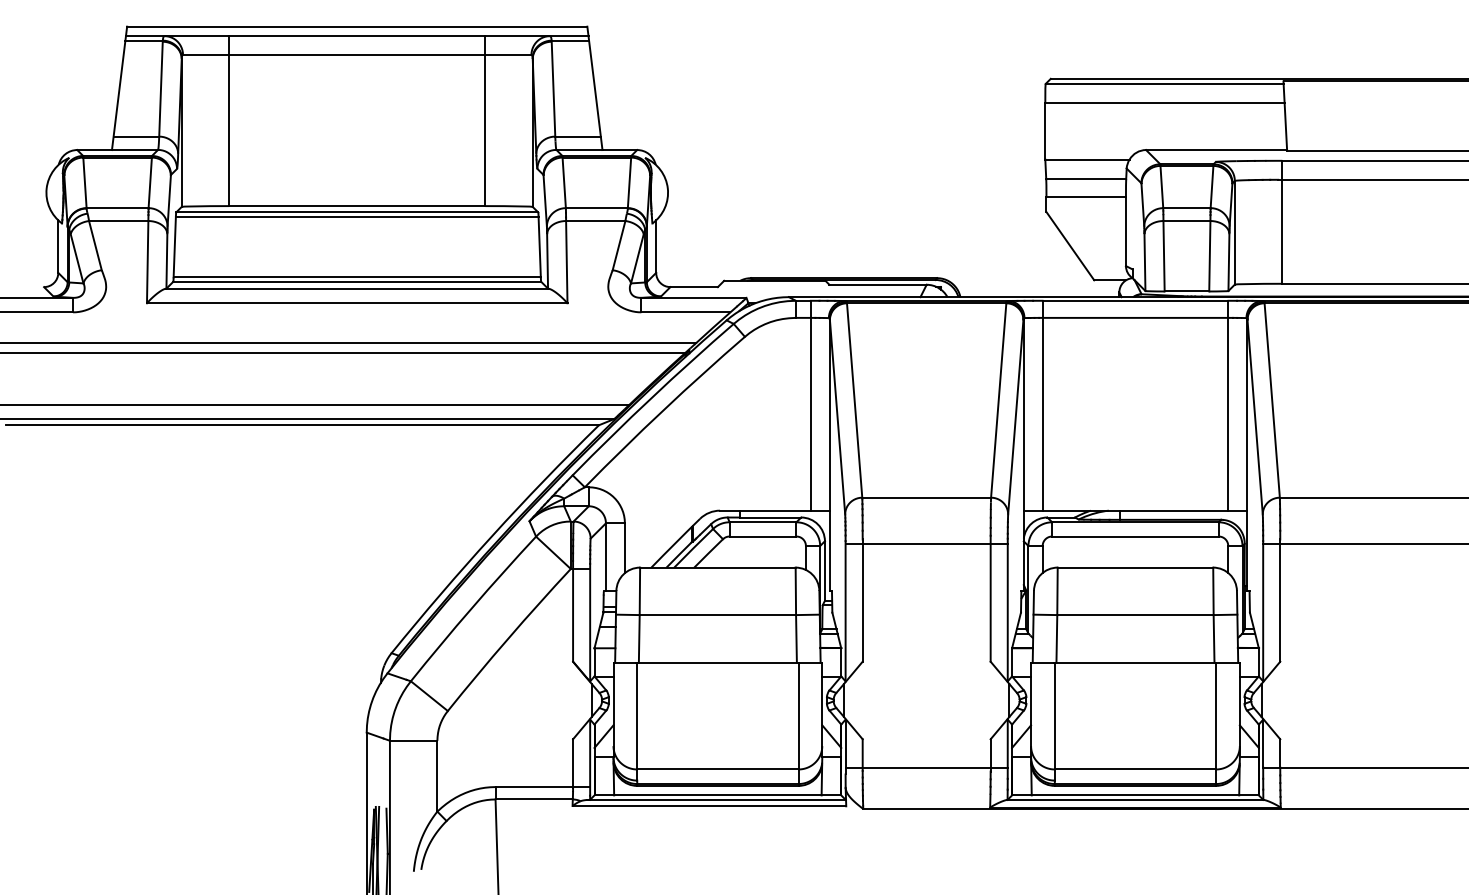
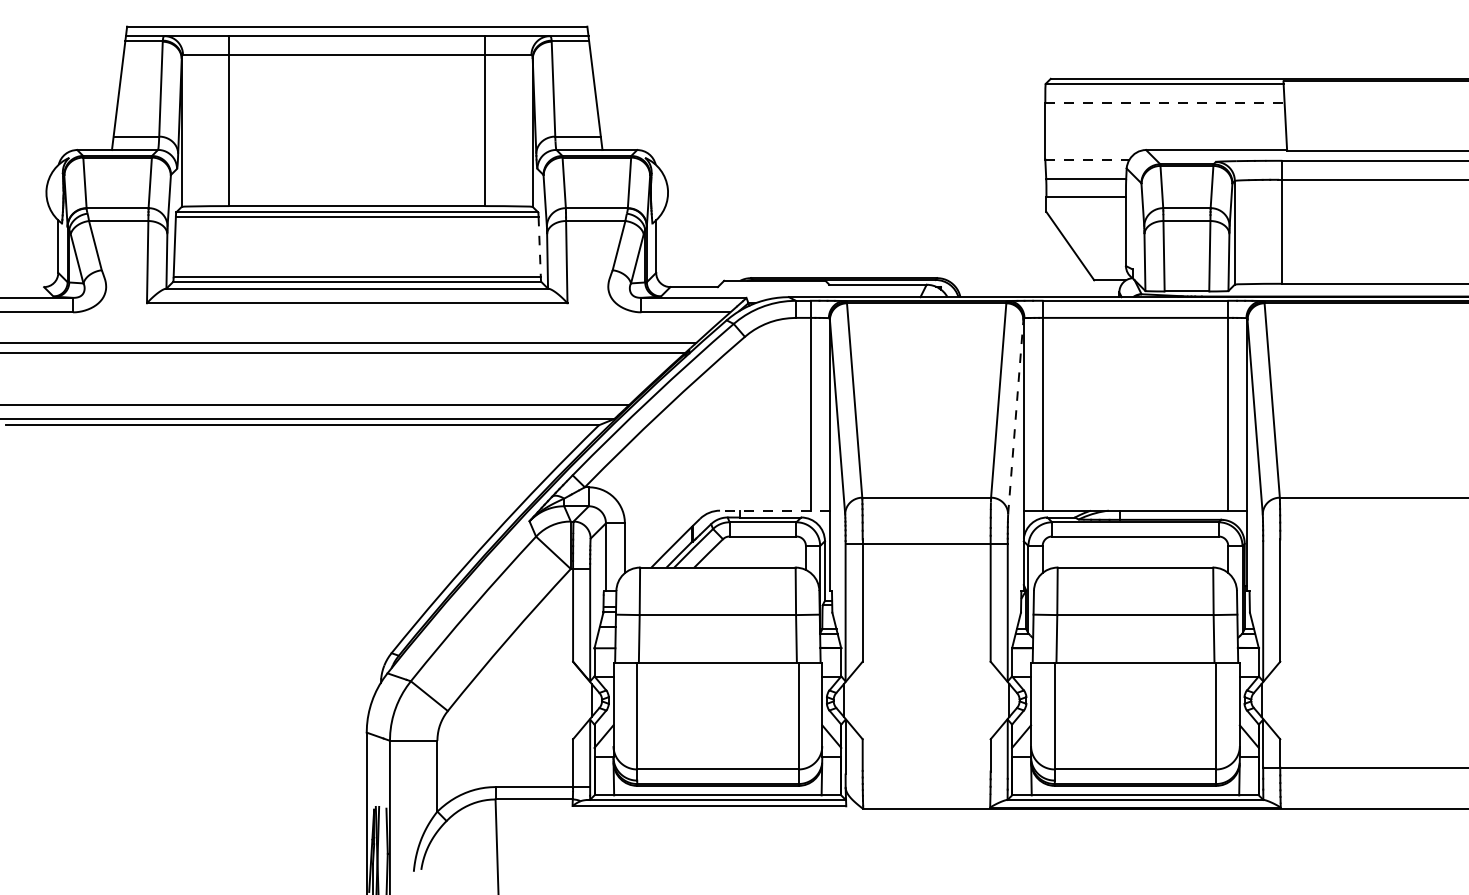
line: solid -> dashed (1164, 102)
line: solid -> dashed (1087, 159)
line: solid -> dashed (539, 247)
line: solid -> dashed (1015, 417)
line: solid -> dashed (774, 510)
line: present -> none (1364, 544)
line: present -> none (926, 767)
